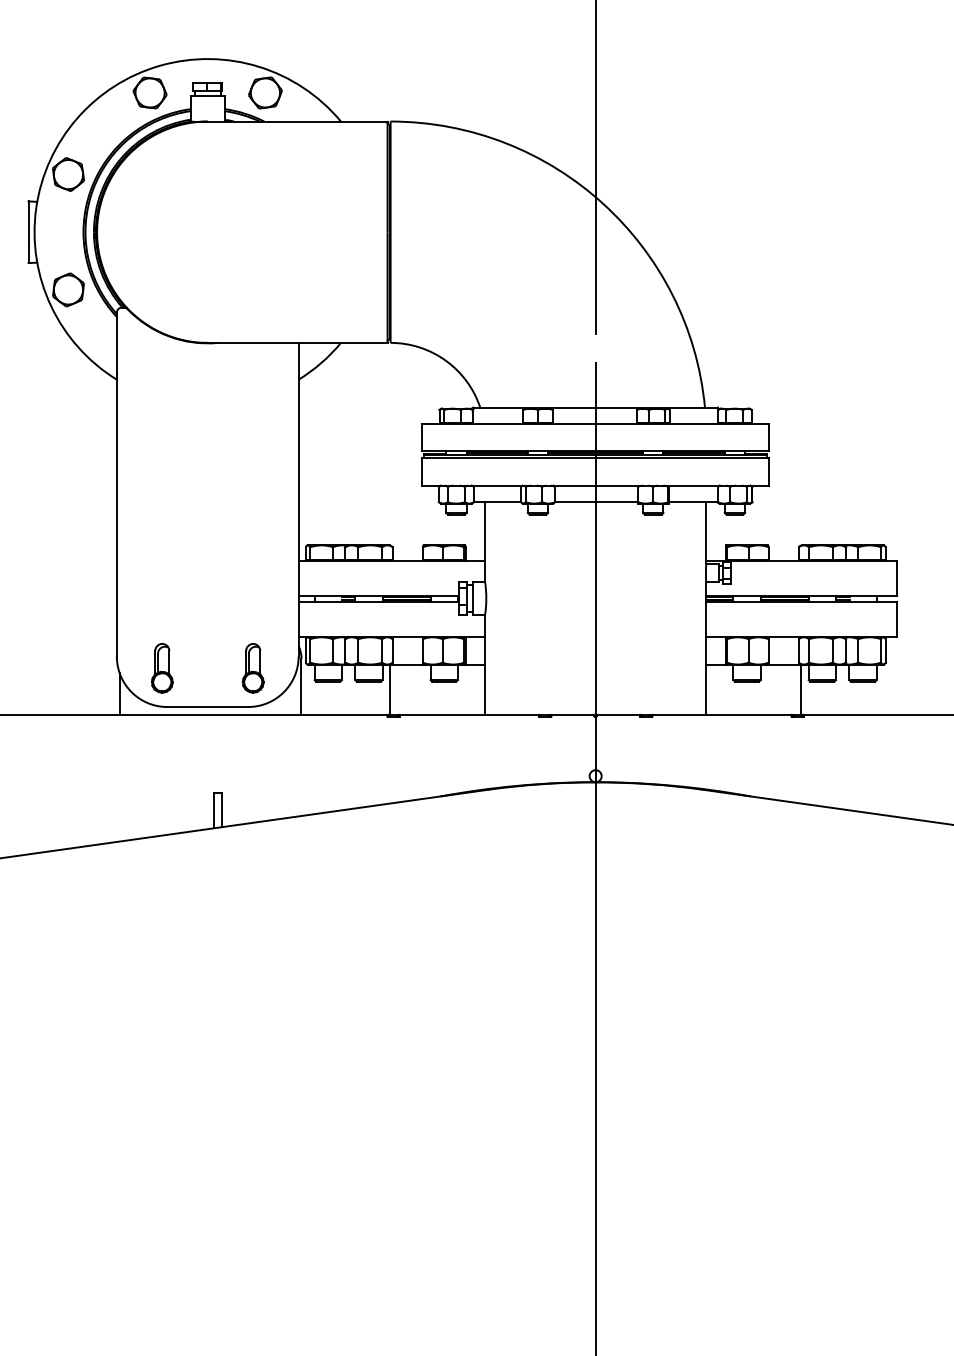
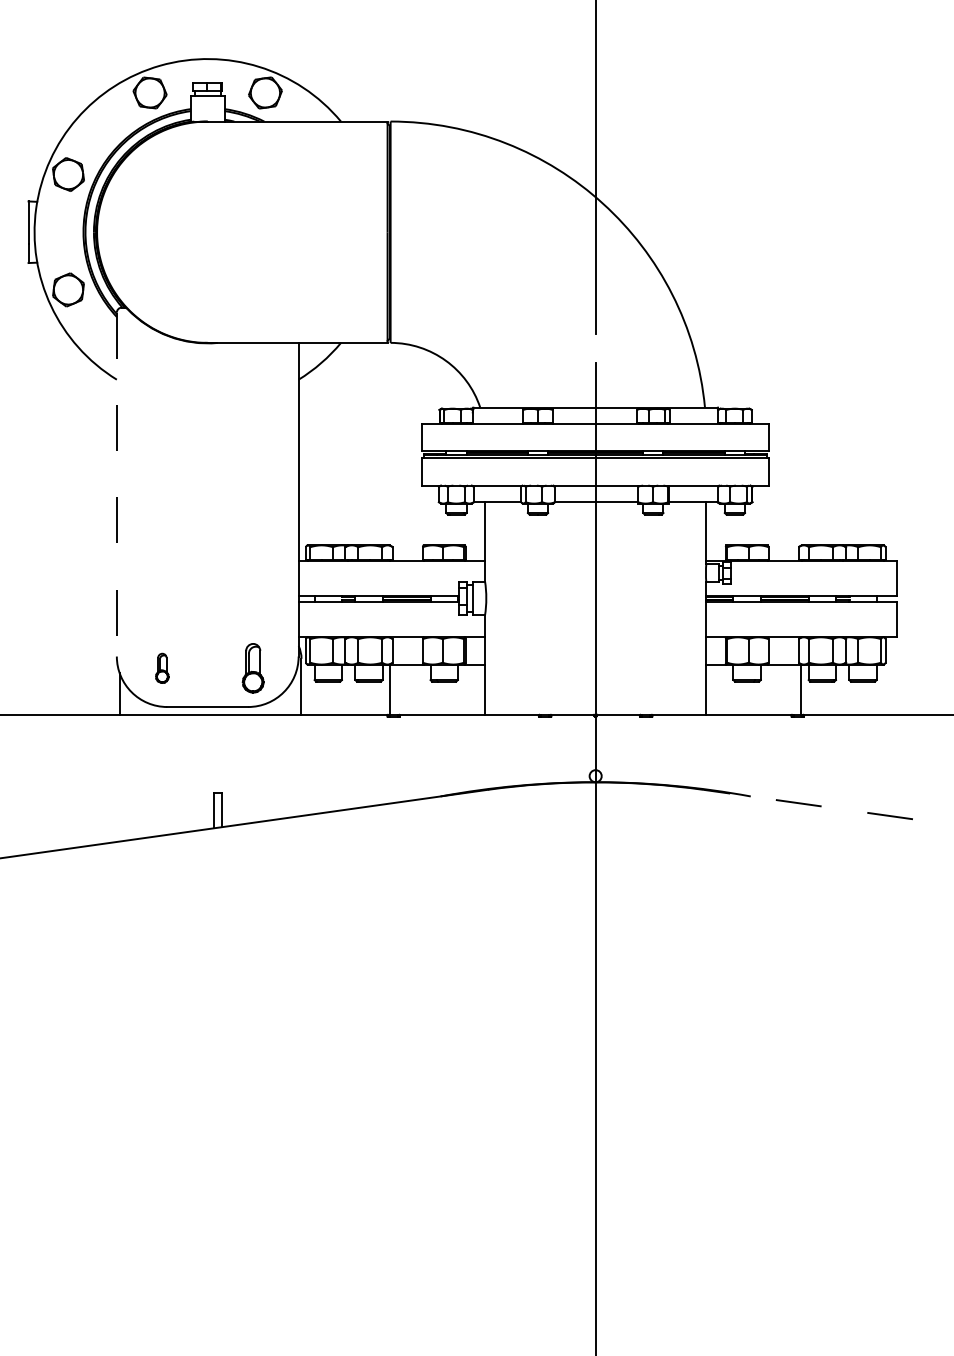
line: solid -> dashed (116, 484)
part size: 23x51 px -> 15x32 px (162, 667)
line: solid -> dashed (827, 807)
